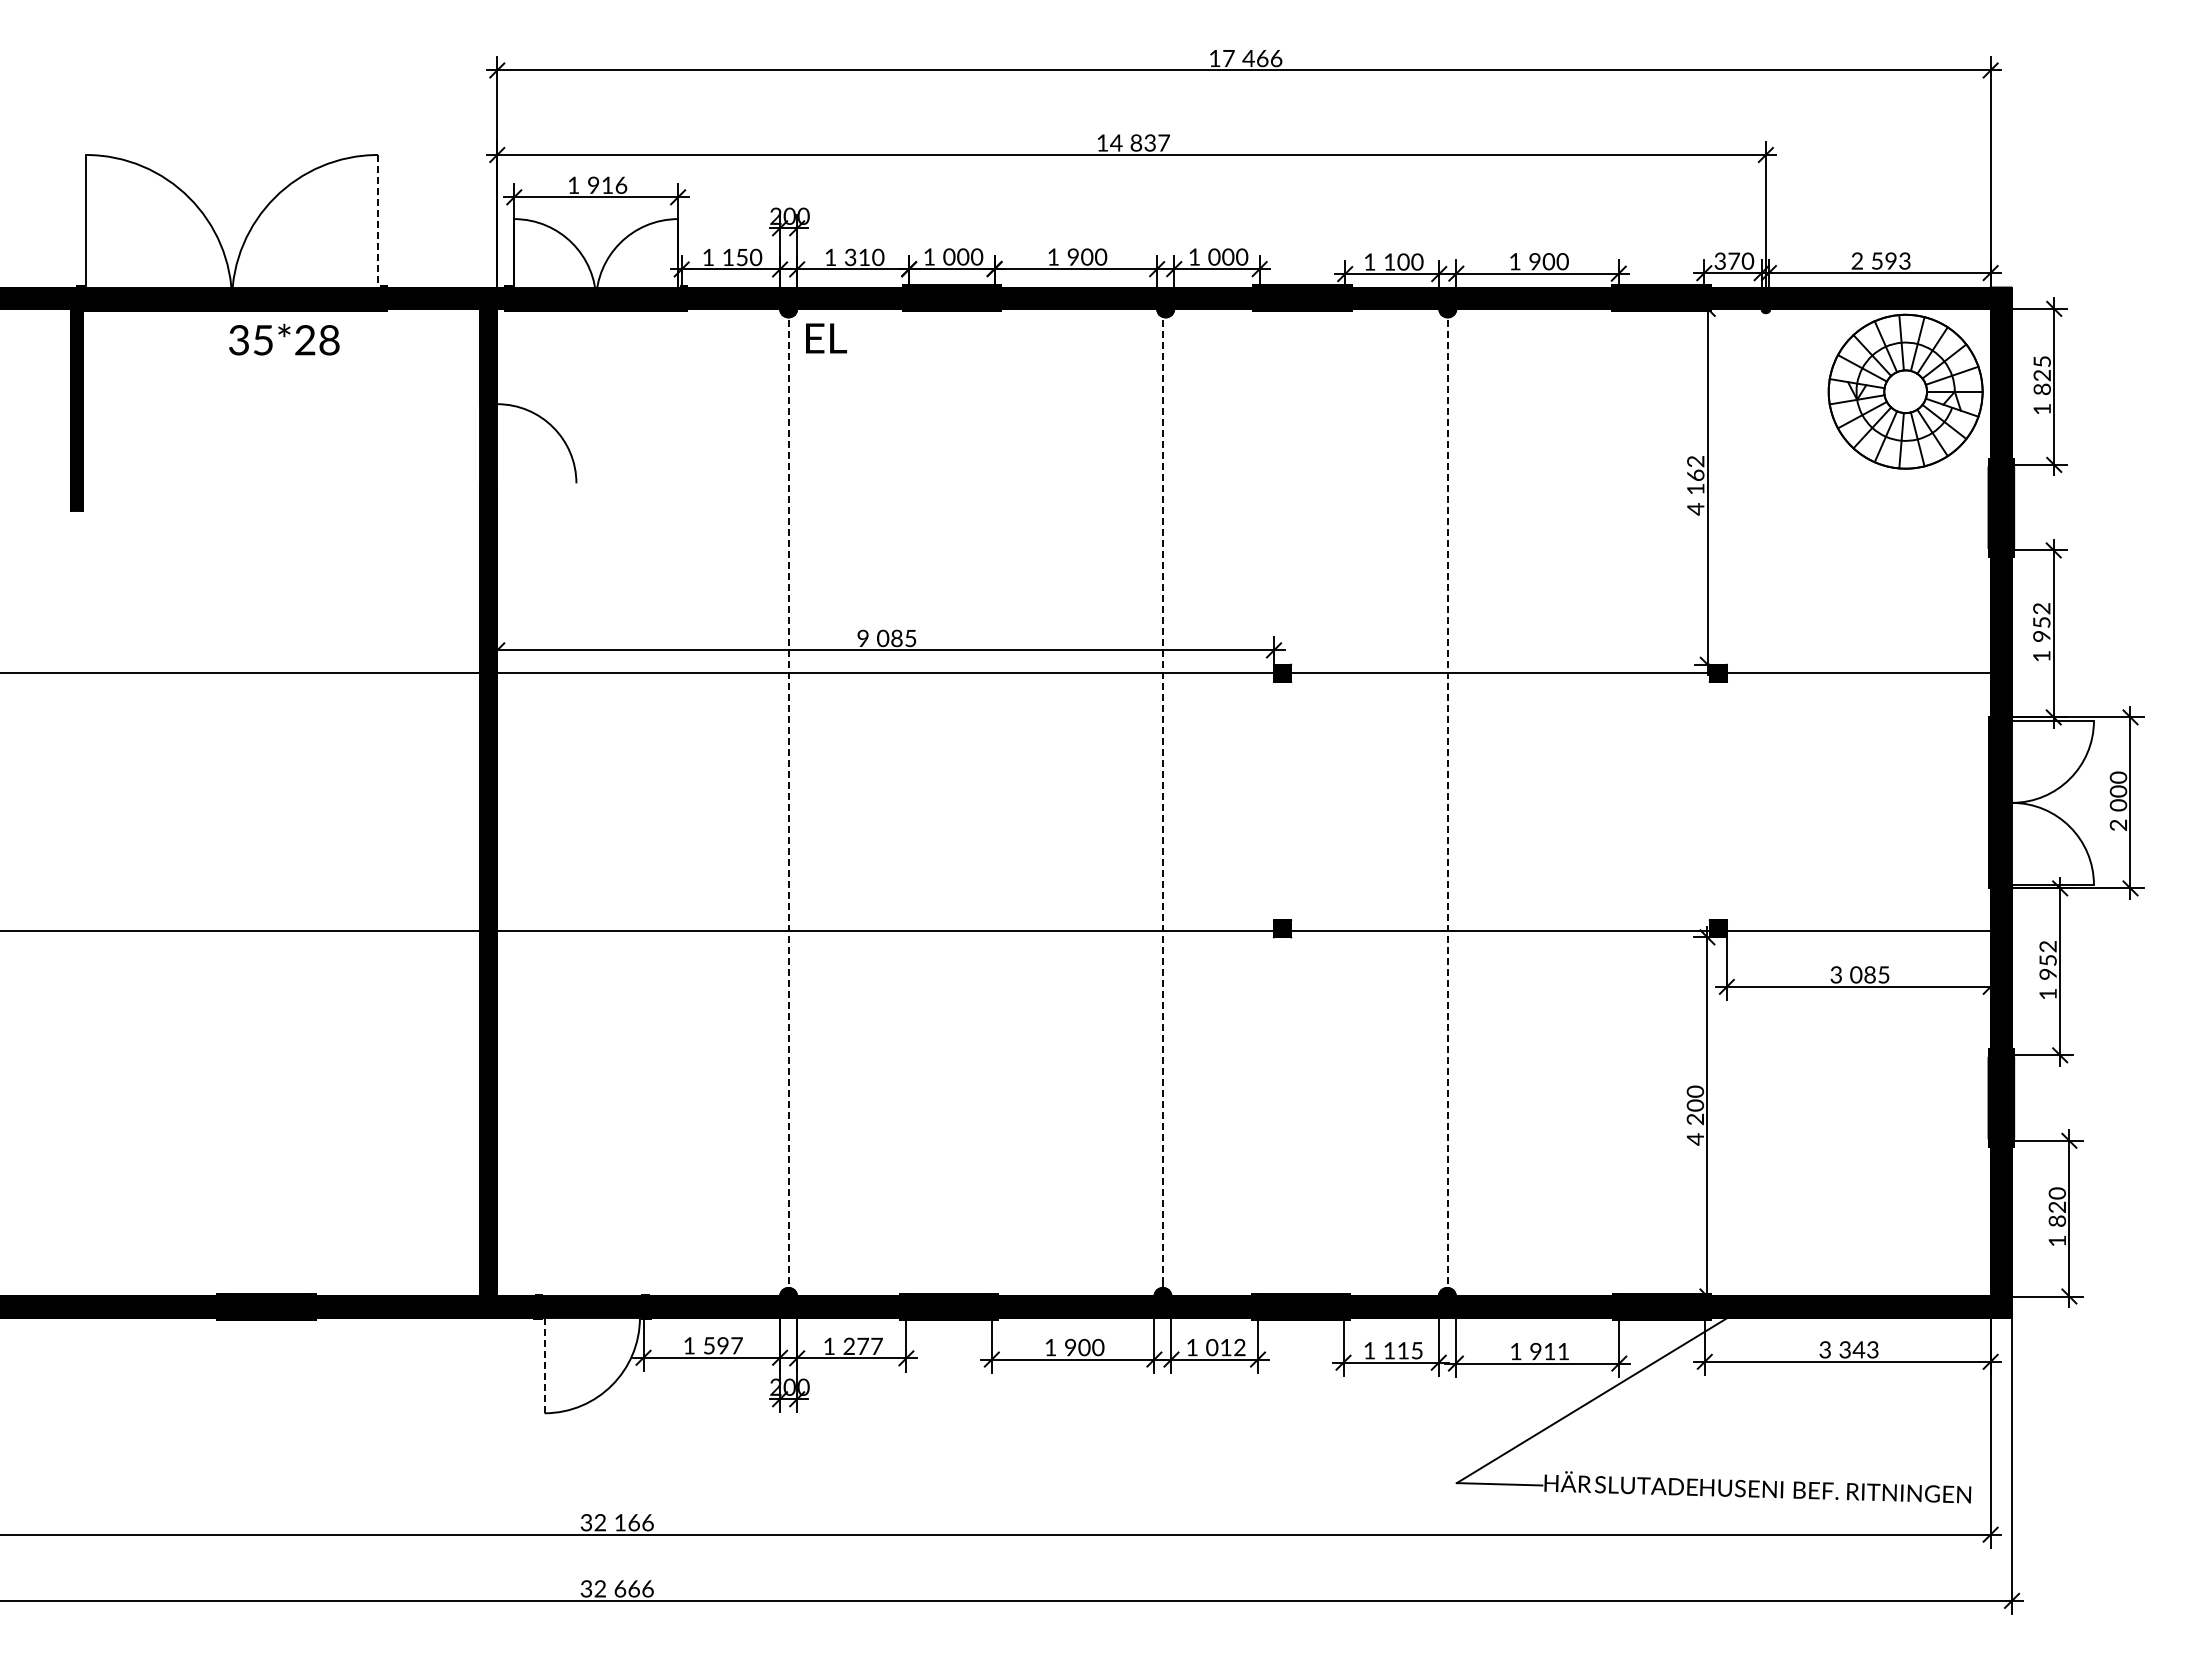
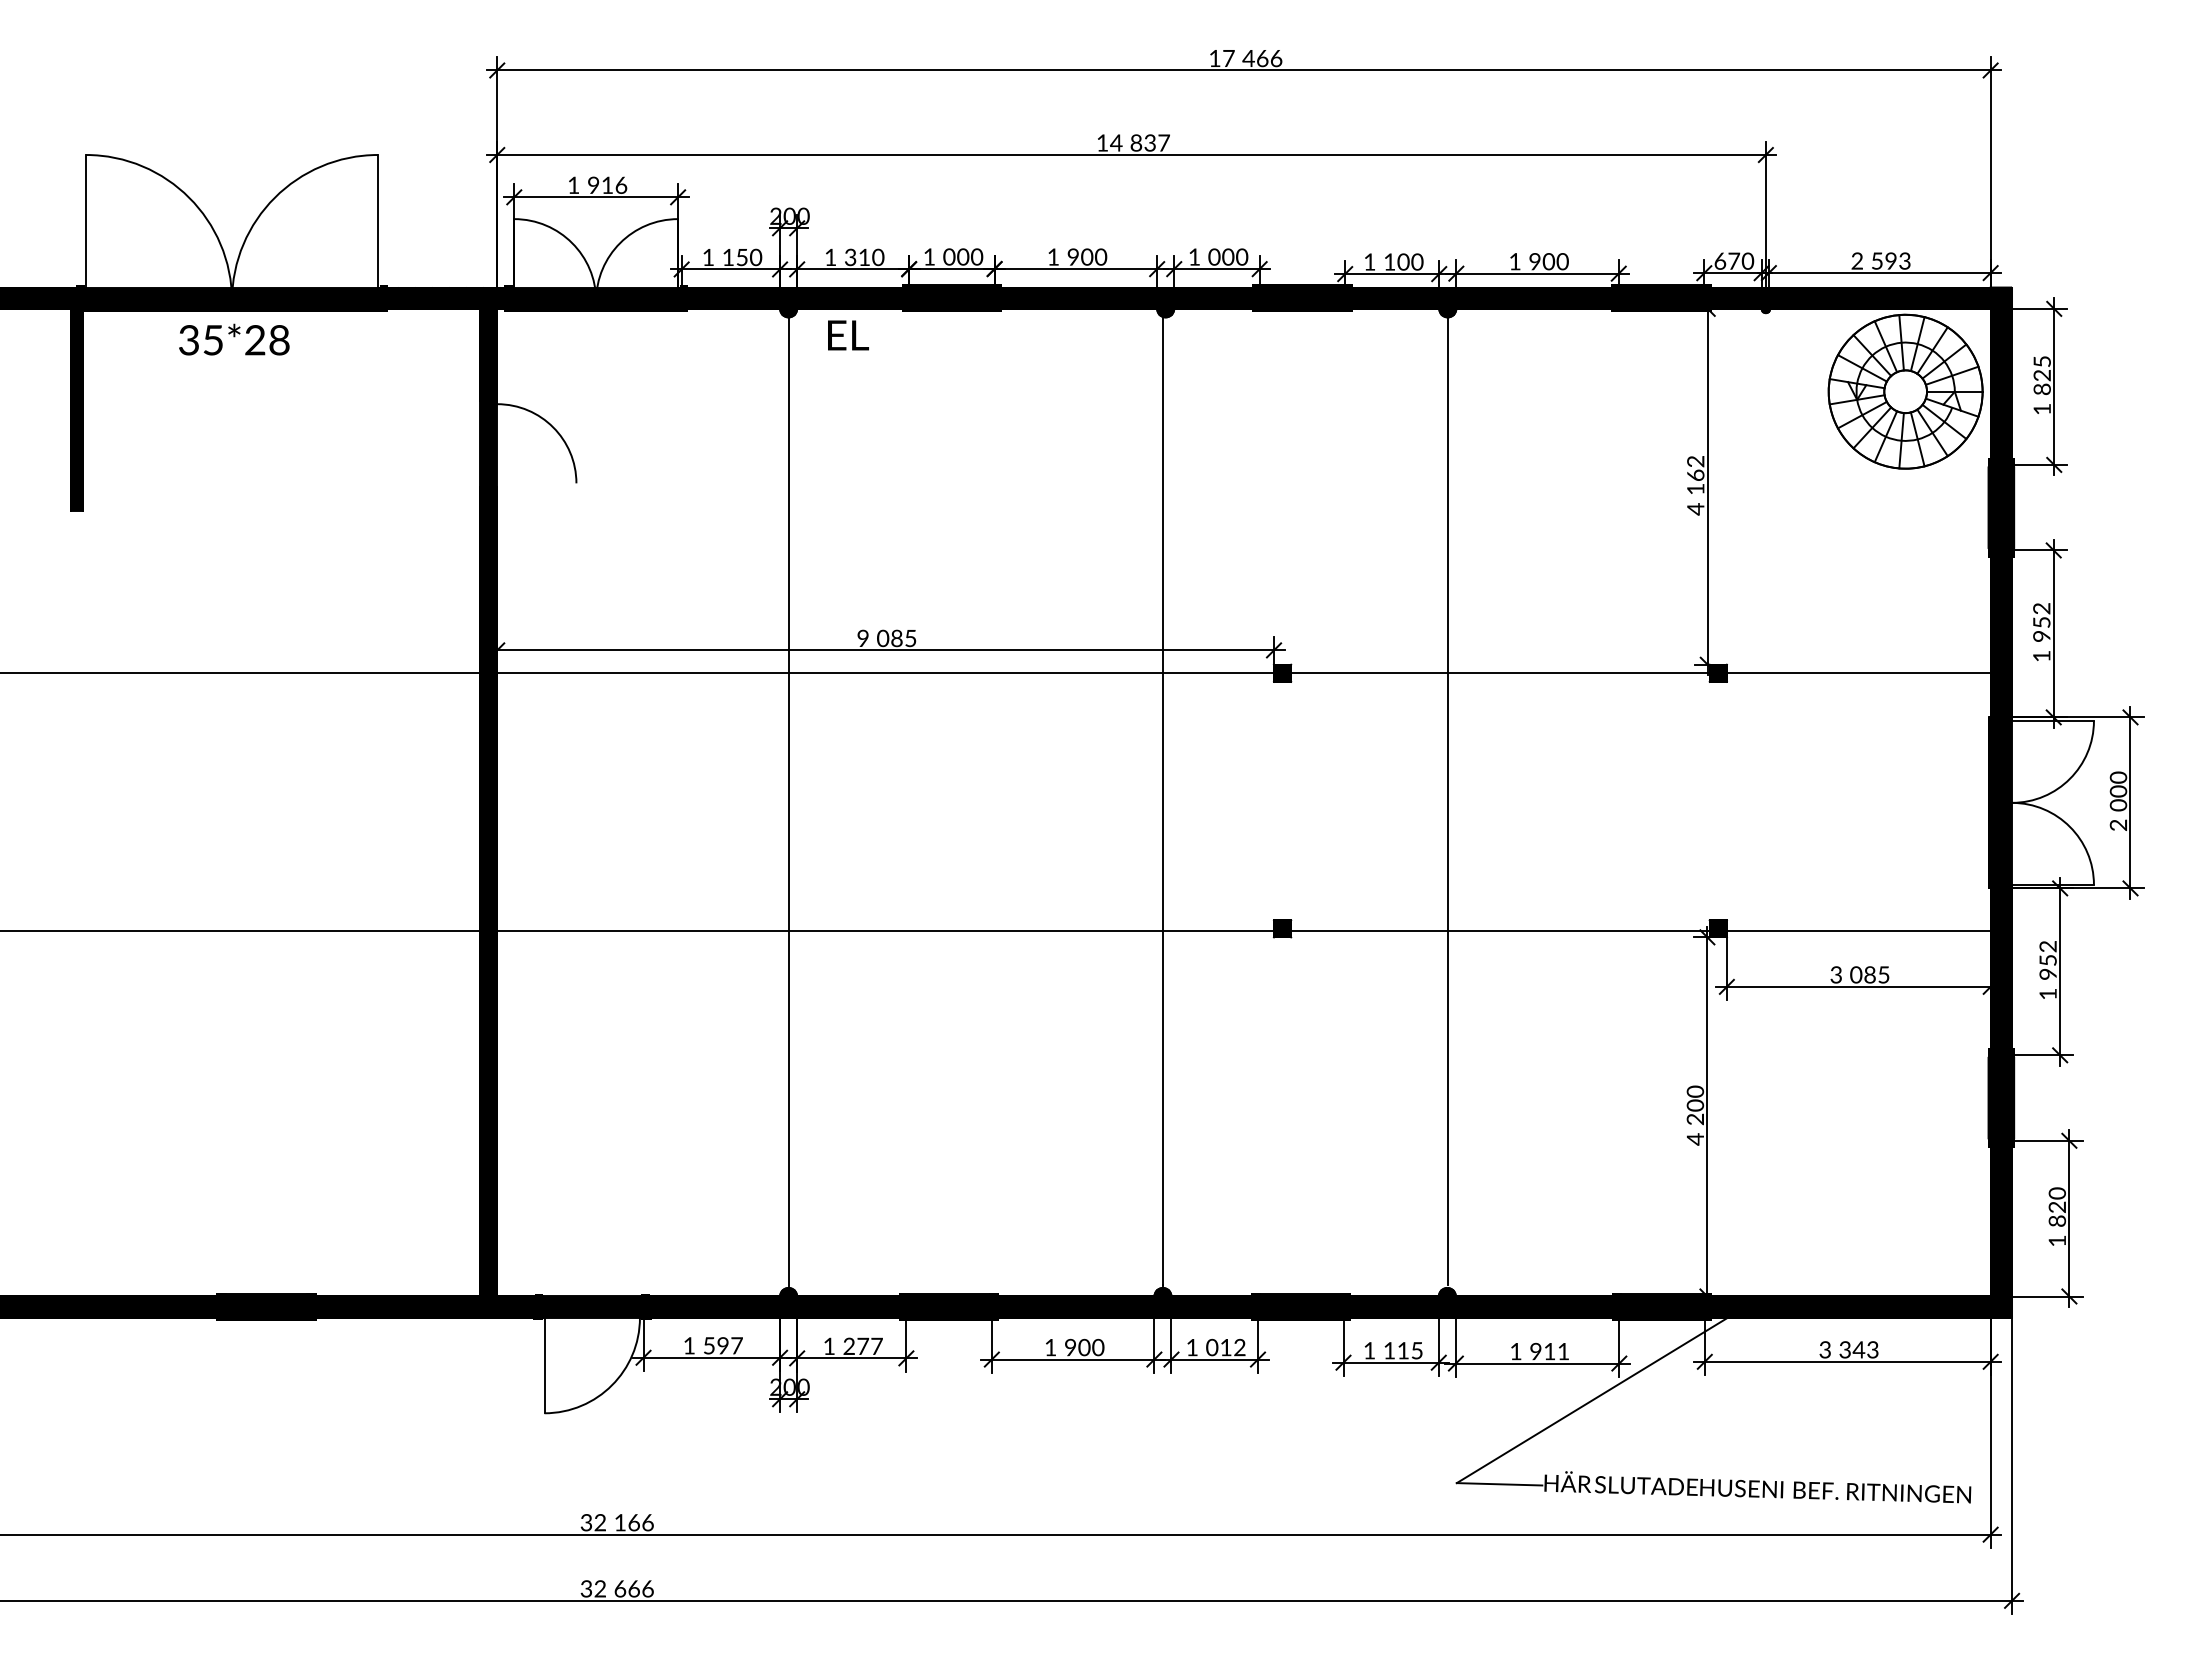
line: dashed -> solid (378, 228)
text: 370 -> 670 (1720, 260)
text position: (826, 338) -> (848, 335) (848, 335)
text position: (284, 339) -> (234, 339) (234, 339)
line: dashed -> solid (1162, 797)
line: dashed -> solid (1447, 797)
line: dashed -> solid (788, 802)
line: dashed -> solid (544, 1365)
